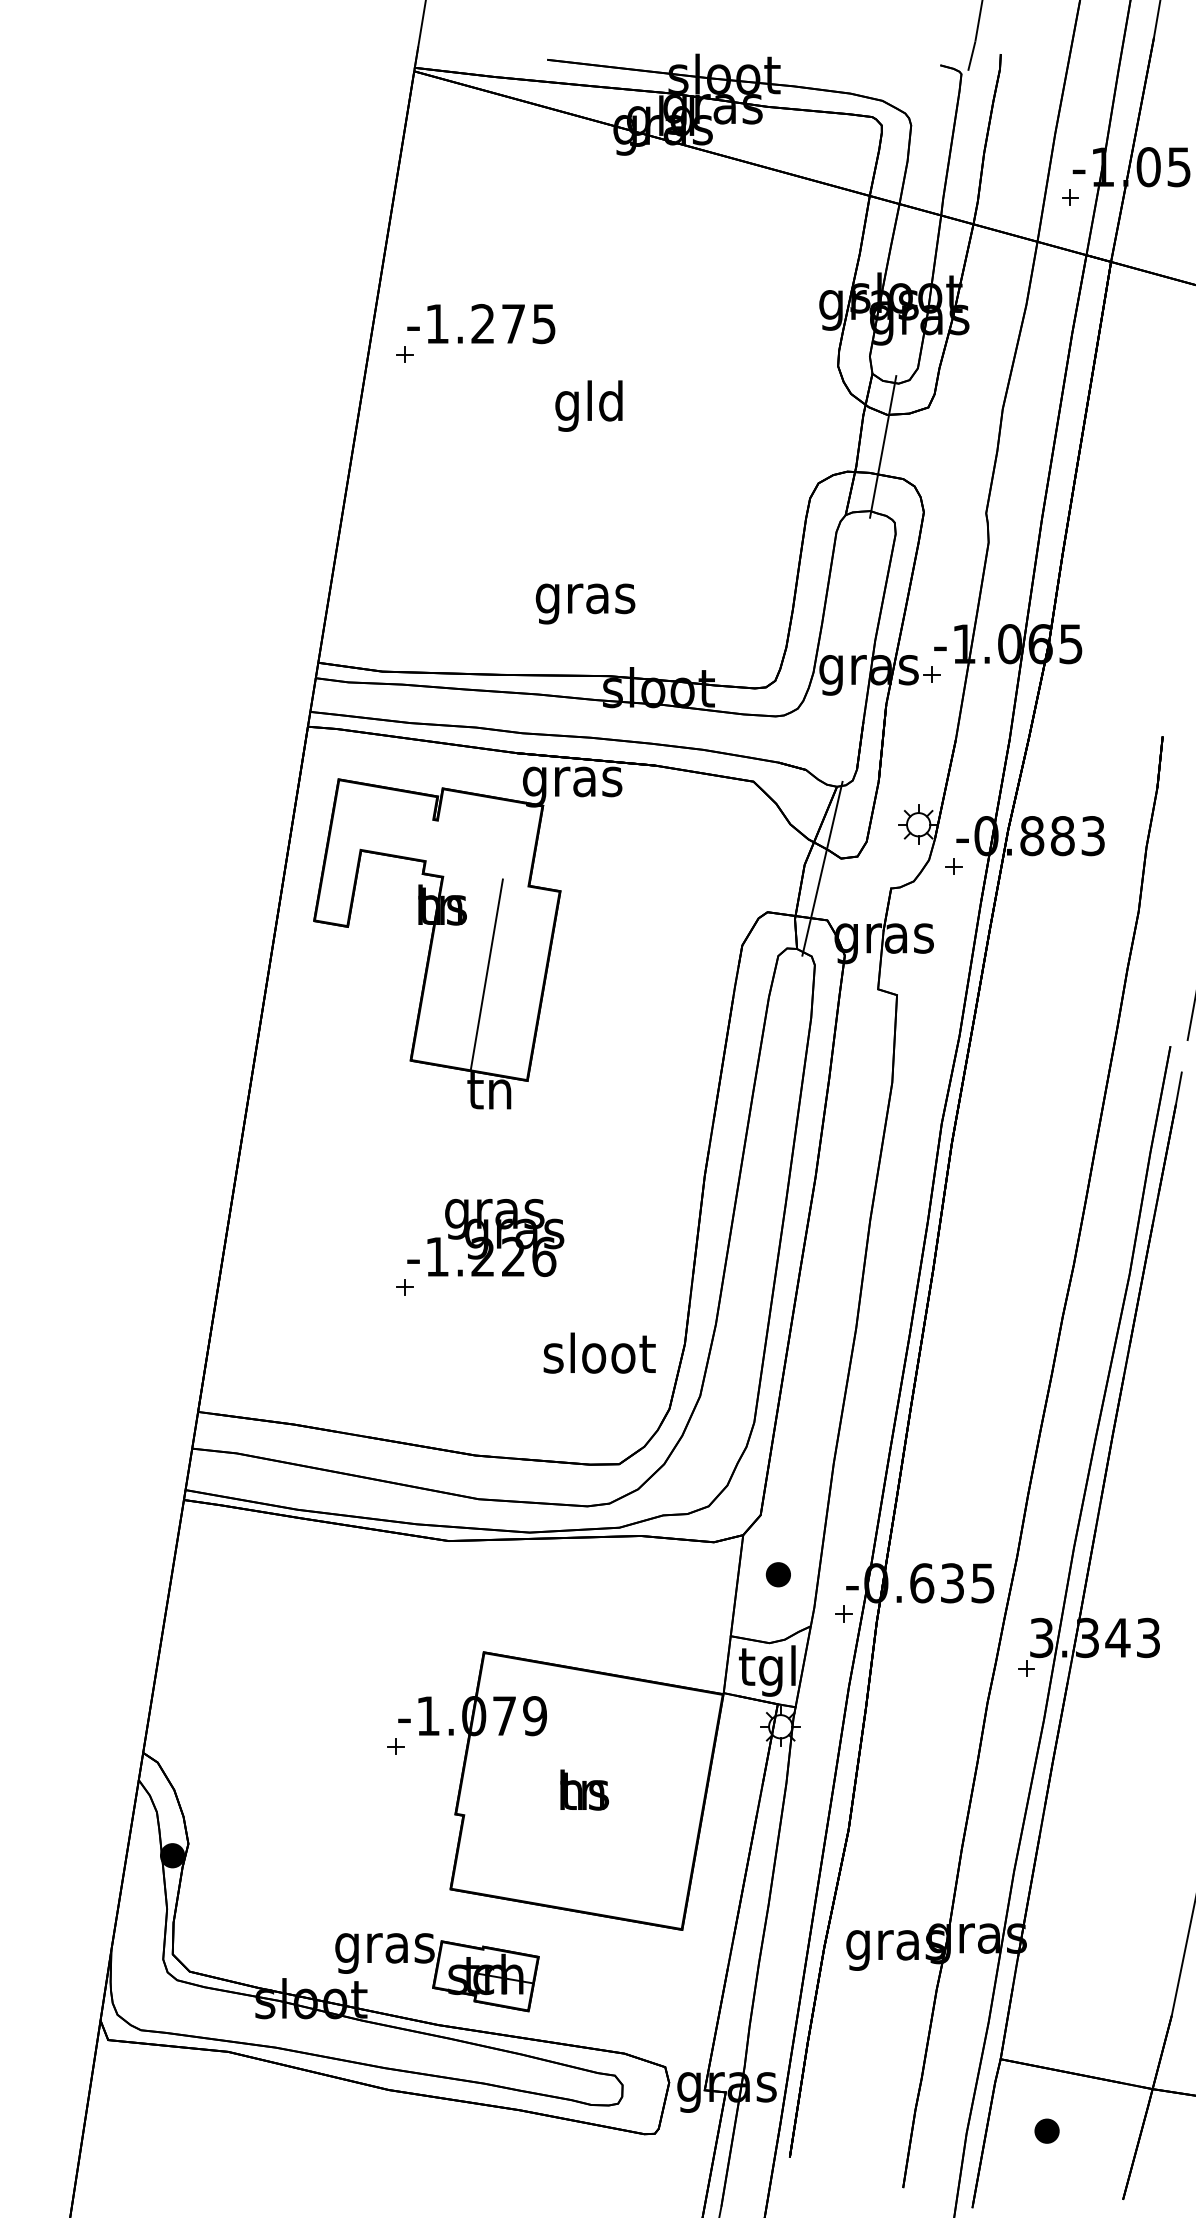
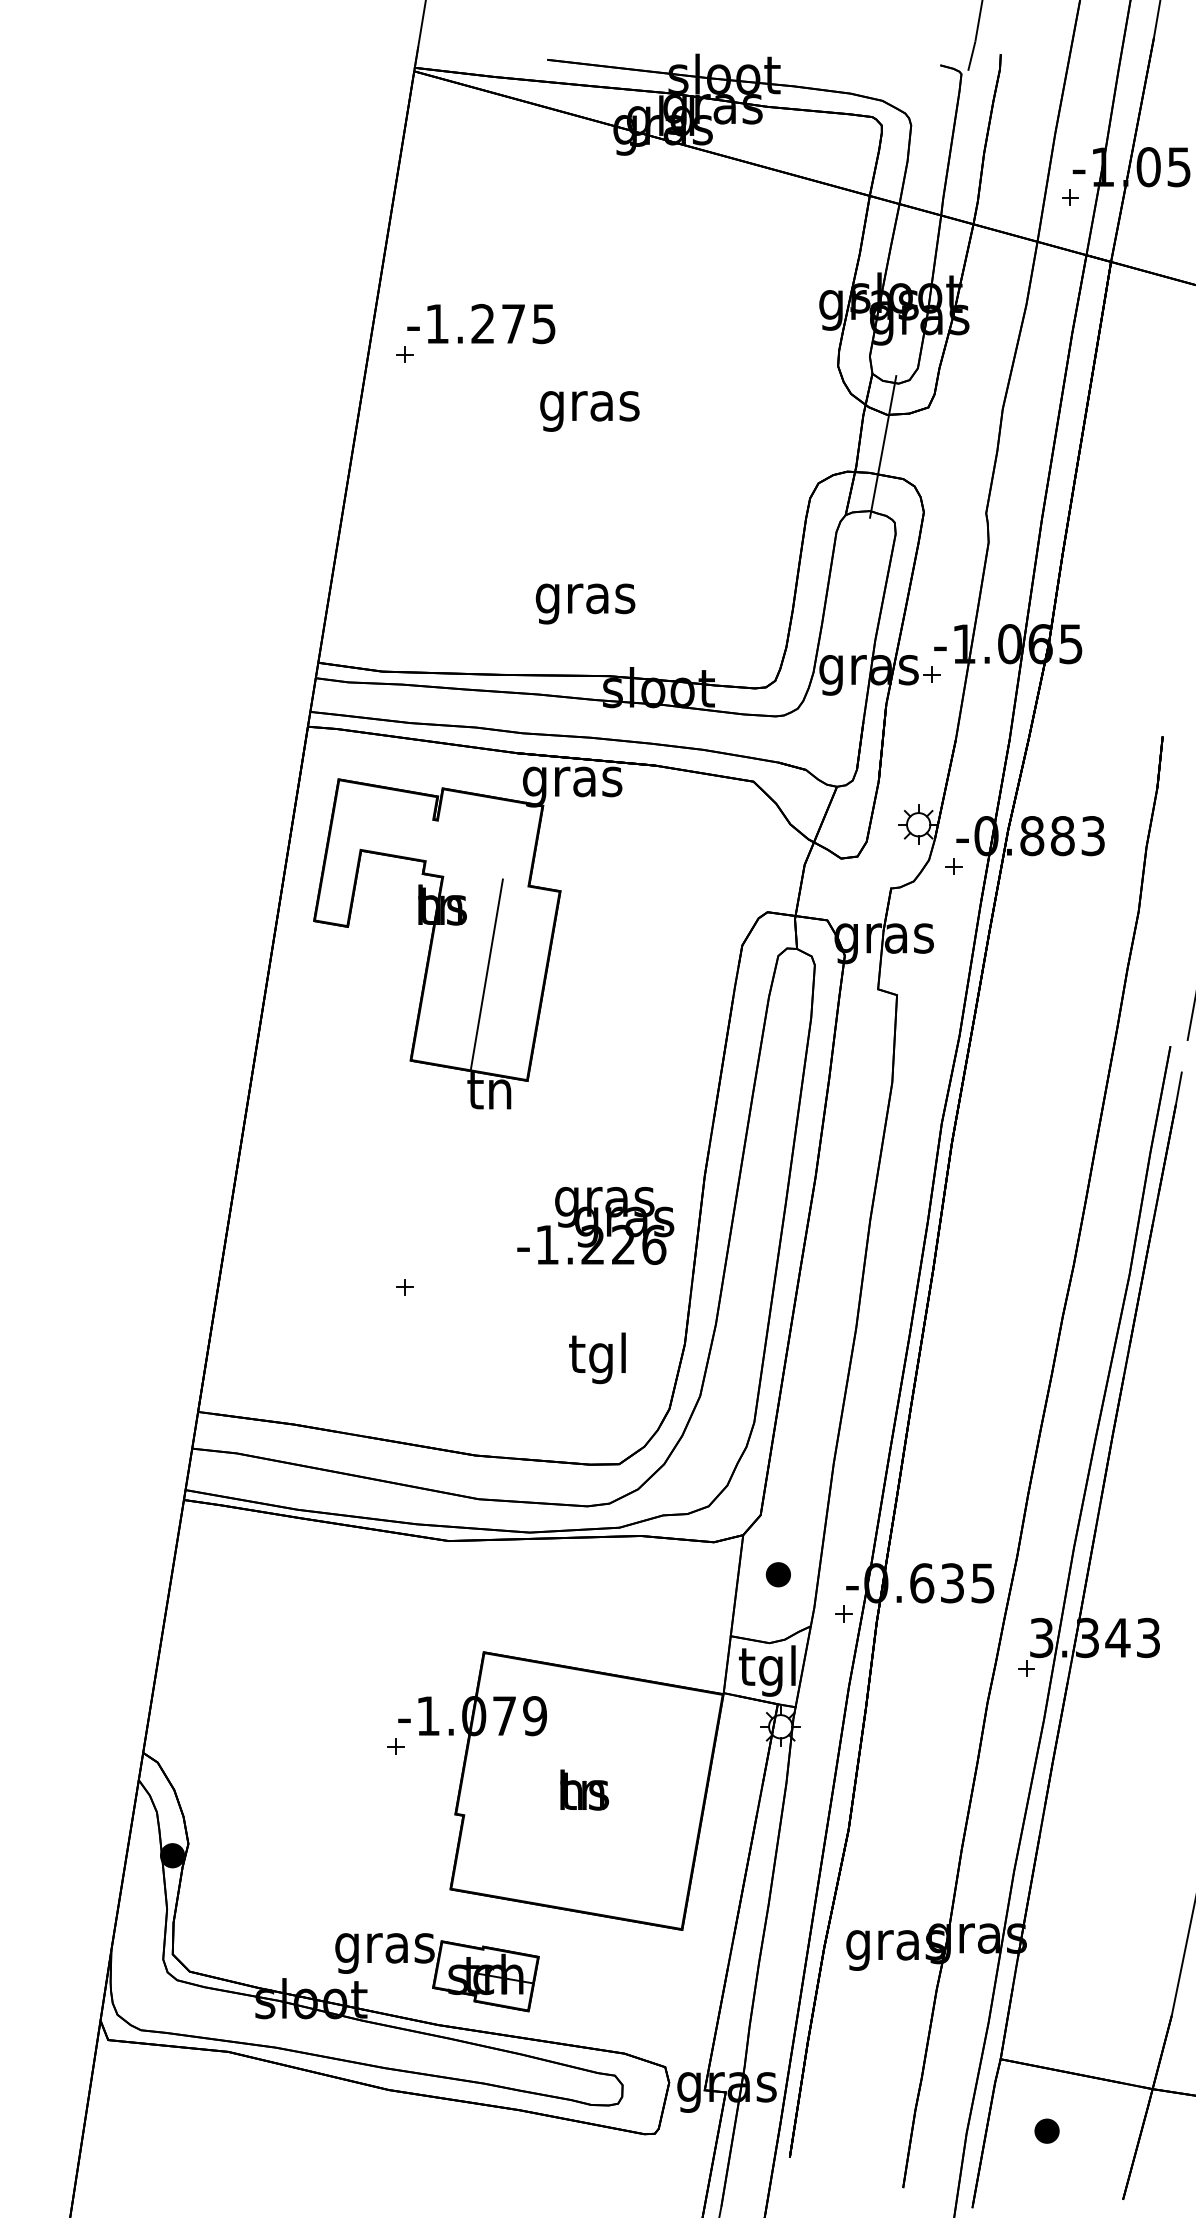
text: gld -> gras (589, 405)
line: present -> none (822, 868)
text position: (485, 1237) -> (595, 1225) (595, 1225)
text: sloot -> tgl (599, 1358)
